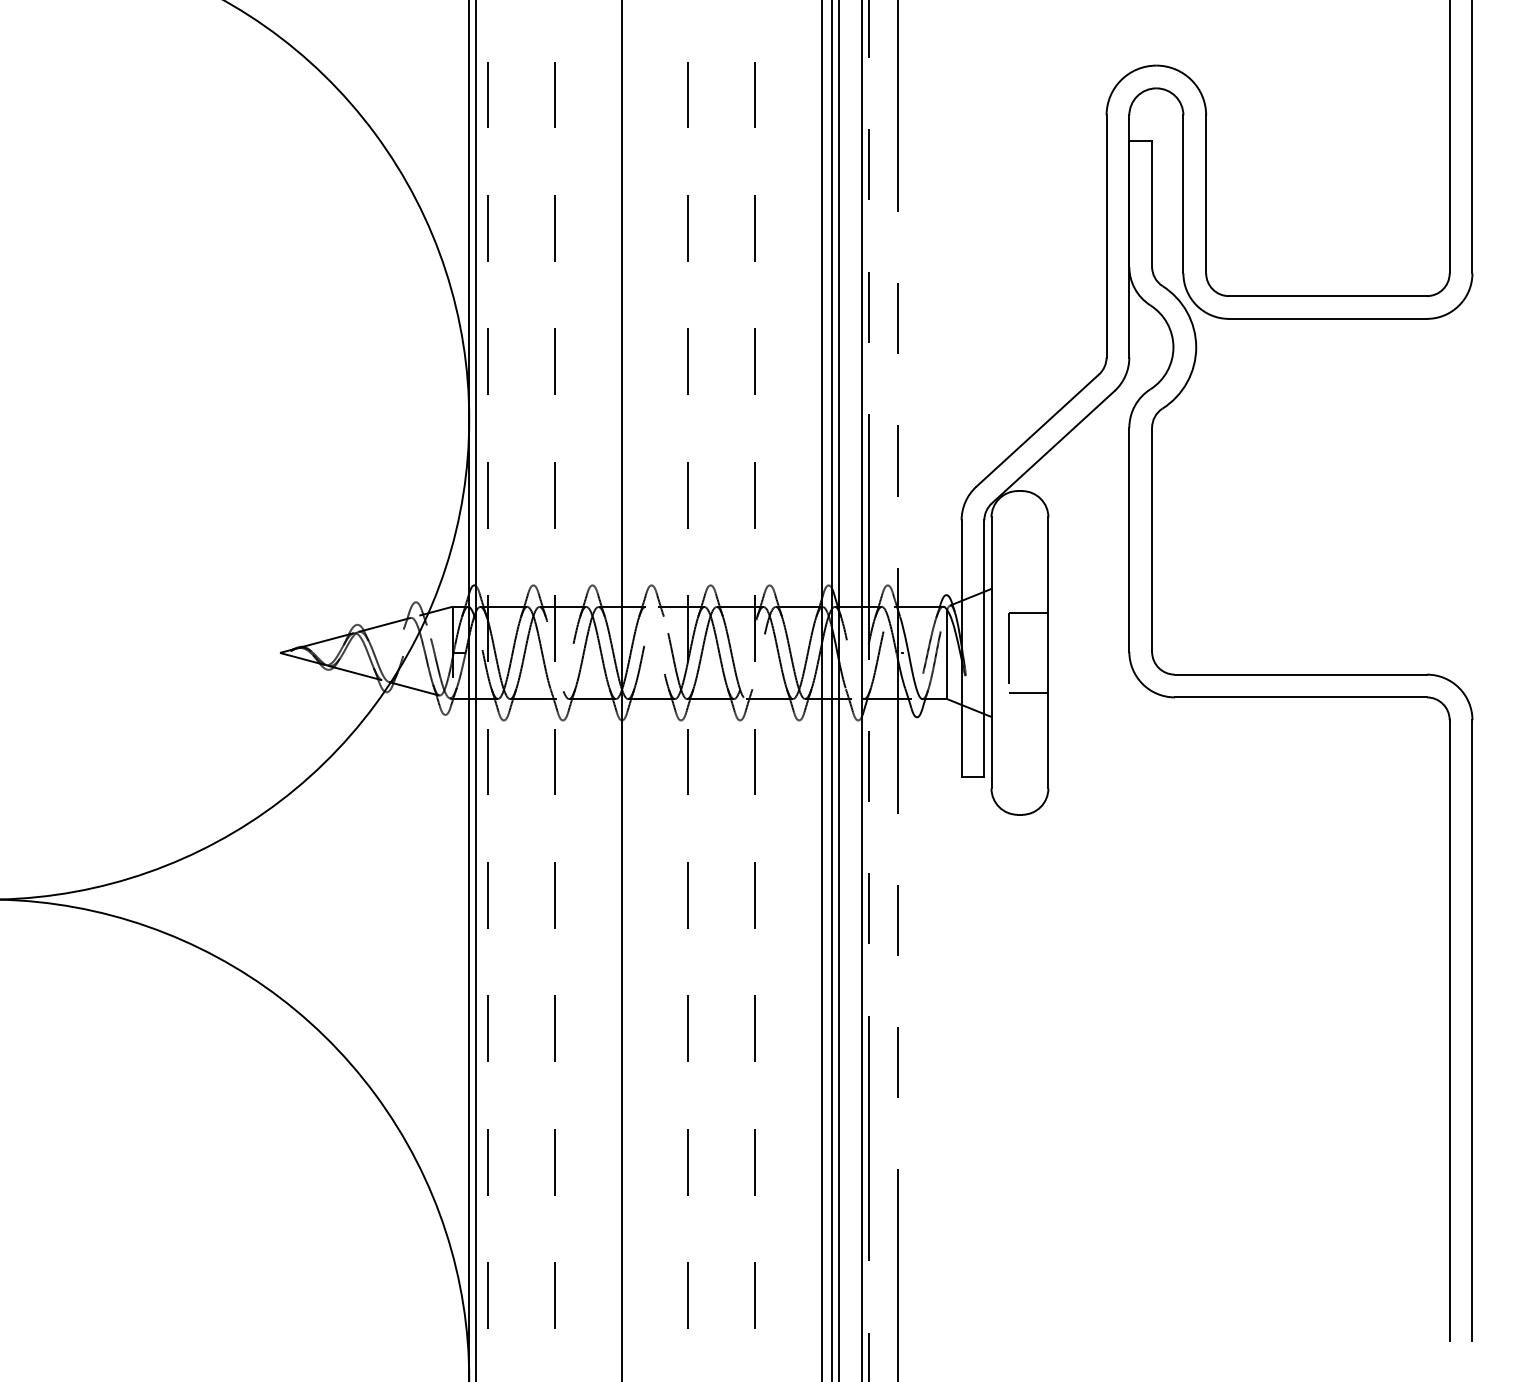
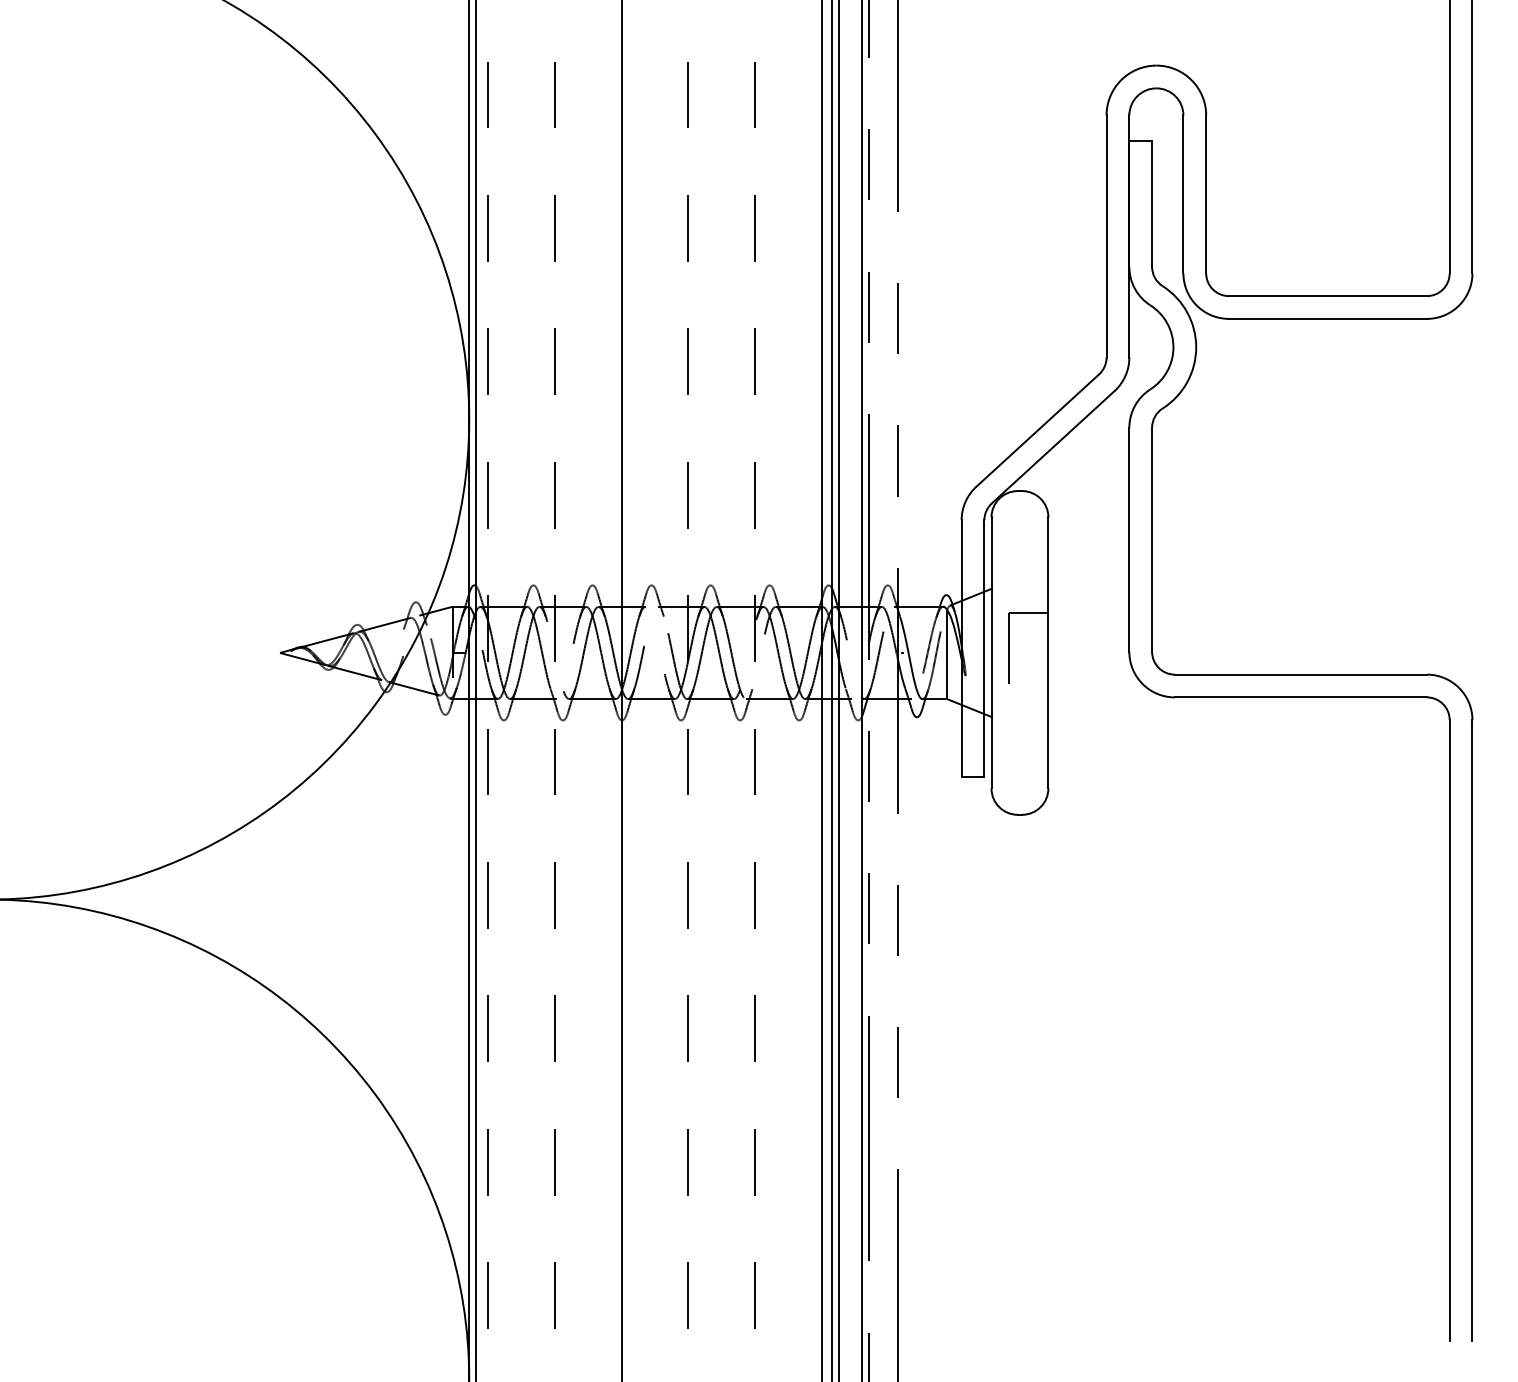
line: present -> none (1028, 693)
